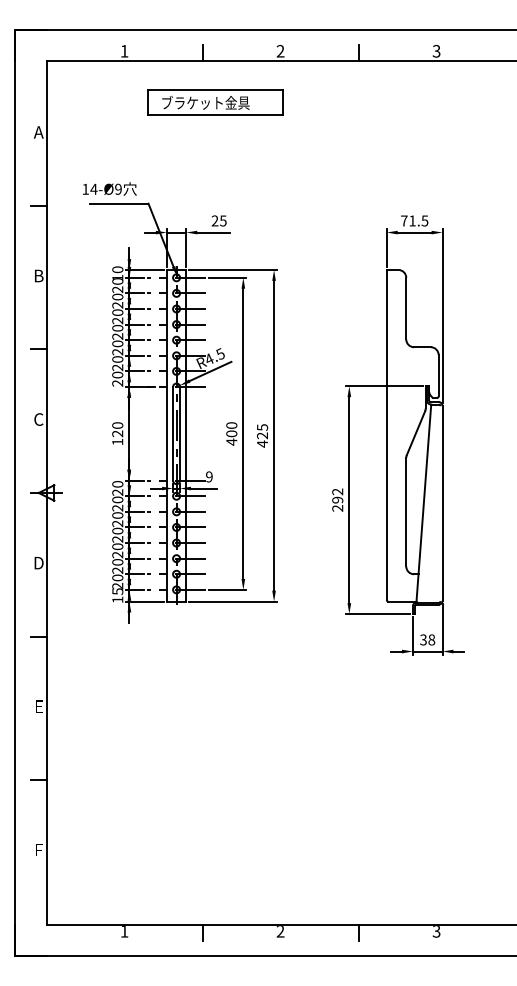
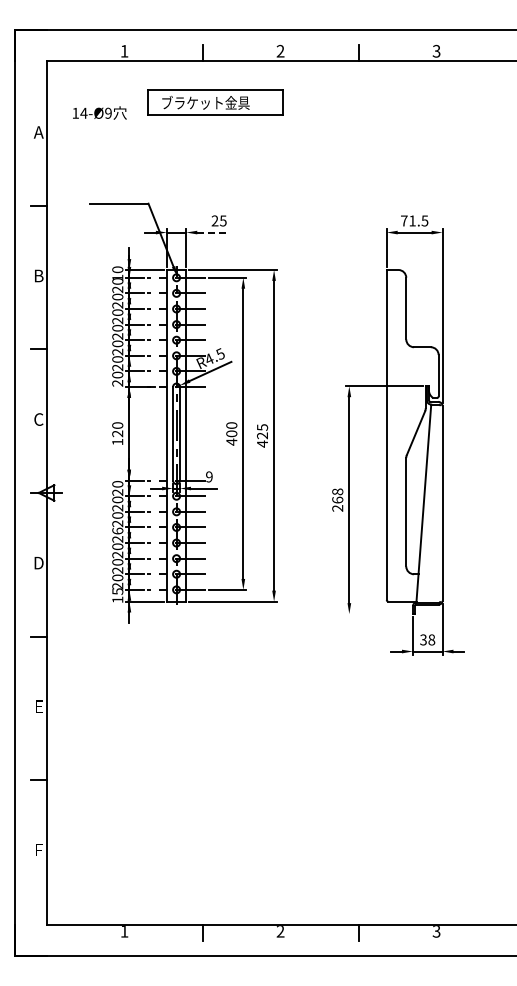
text position: (109, 188) -> (99, 112) (99, 112)
line: solid -> dashed (213, 232)
text: 292 -> 268 (337, 495)
text: 20 -> 26 (117, 530)
line: present -> none (377, 614)
